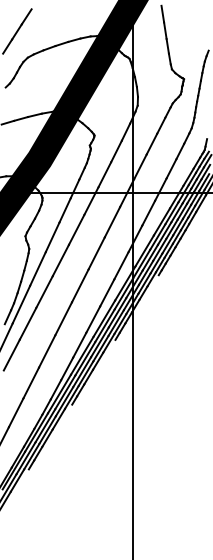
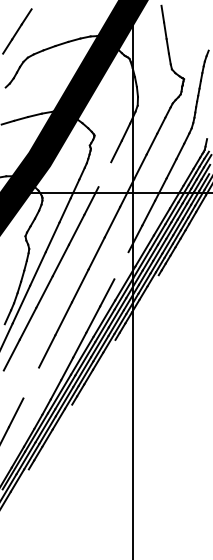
line: present -> none (104, 174)
line: present -> none (121, 265)
line: present -> none (31, 382)
